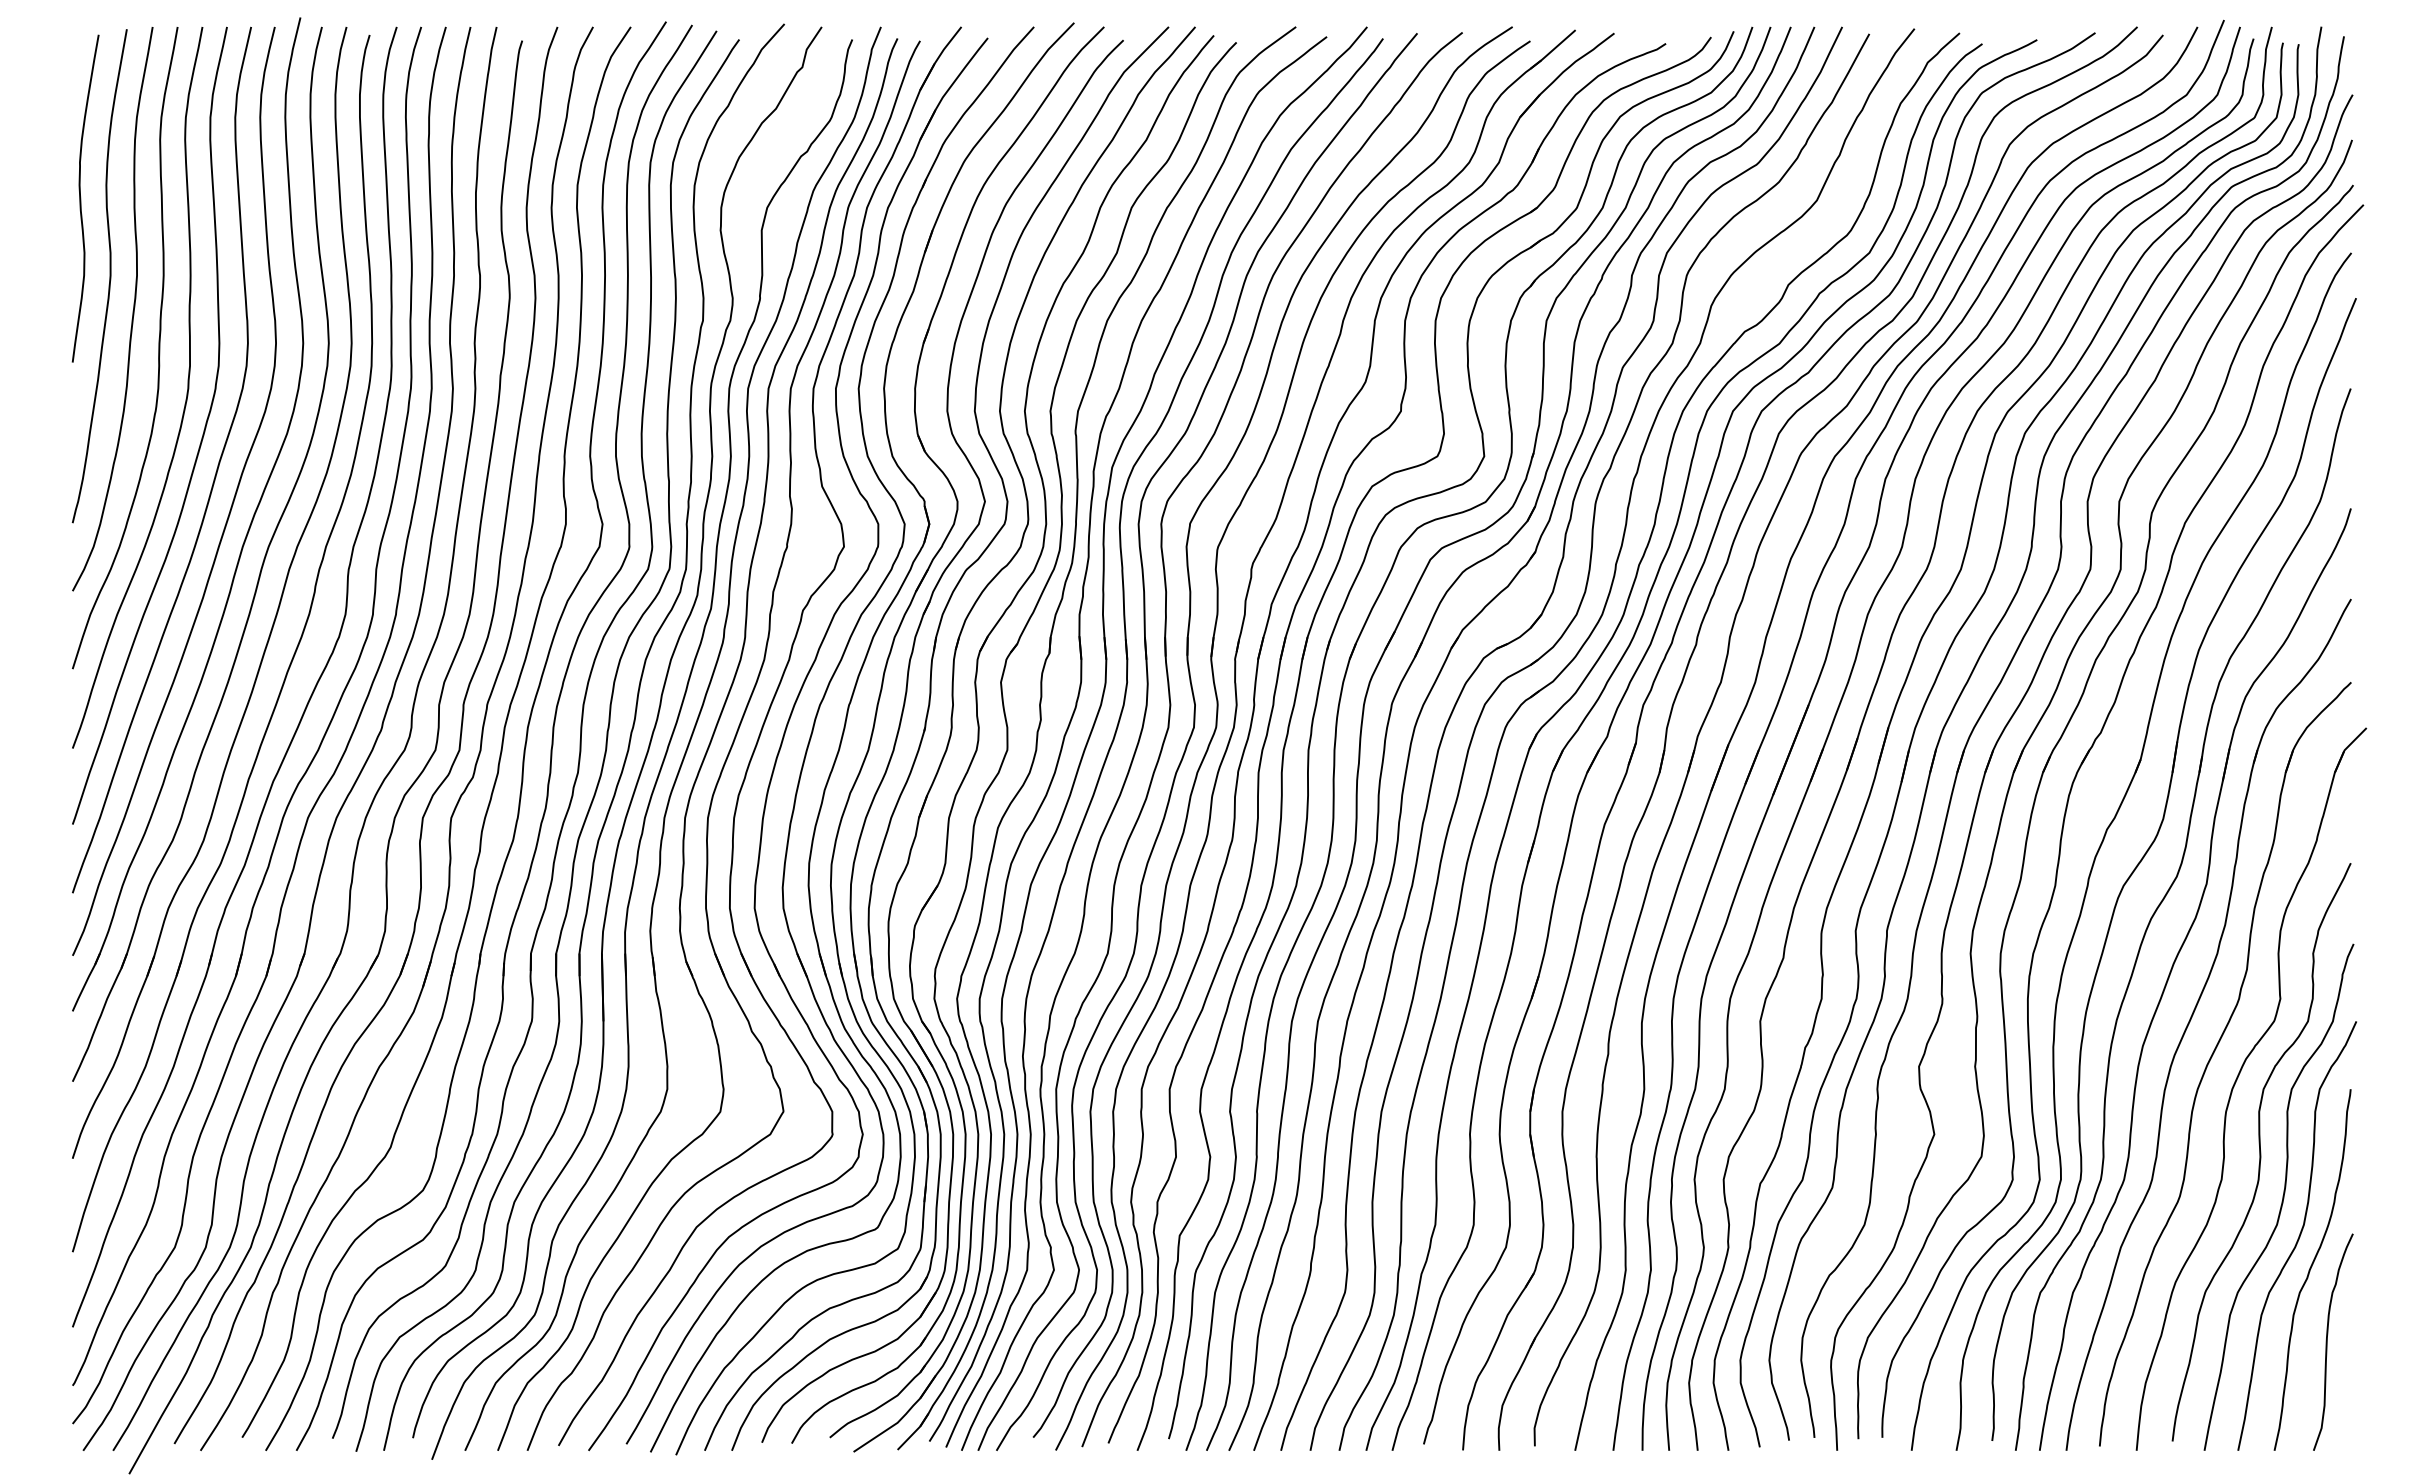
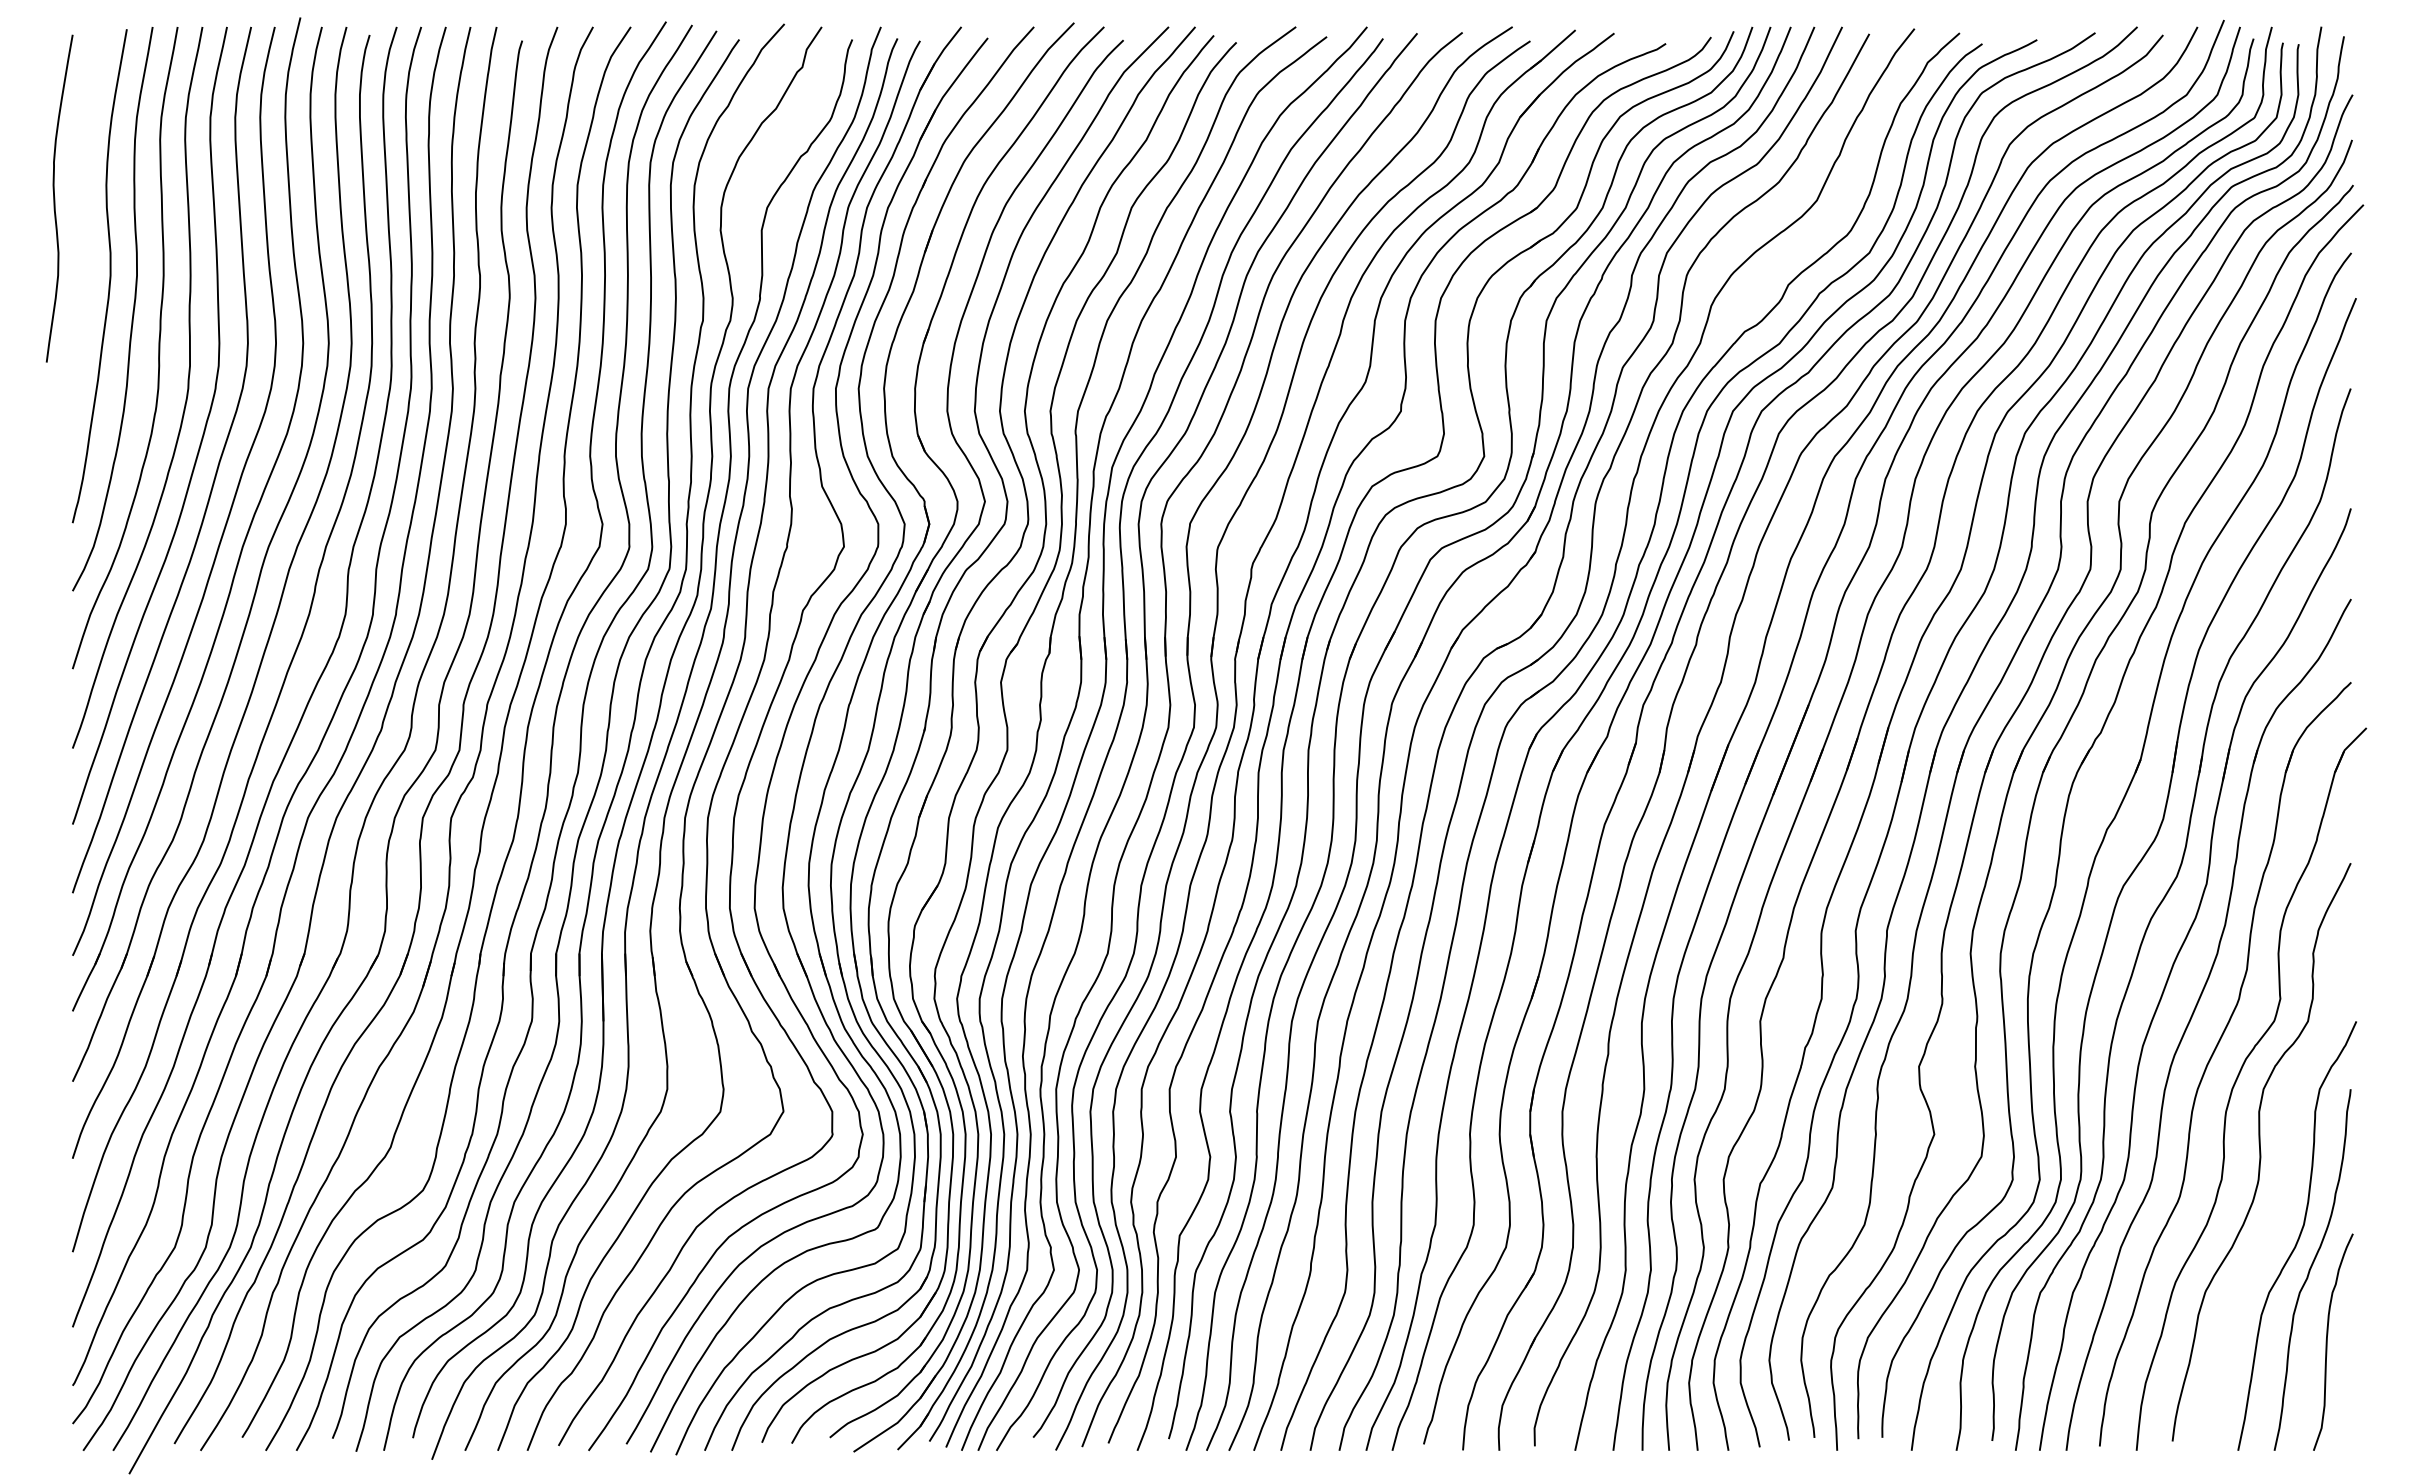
curve position: (81, 198) -> (55, 198) (55, 198)
curve: present -> none (2282, 1196)
